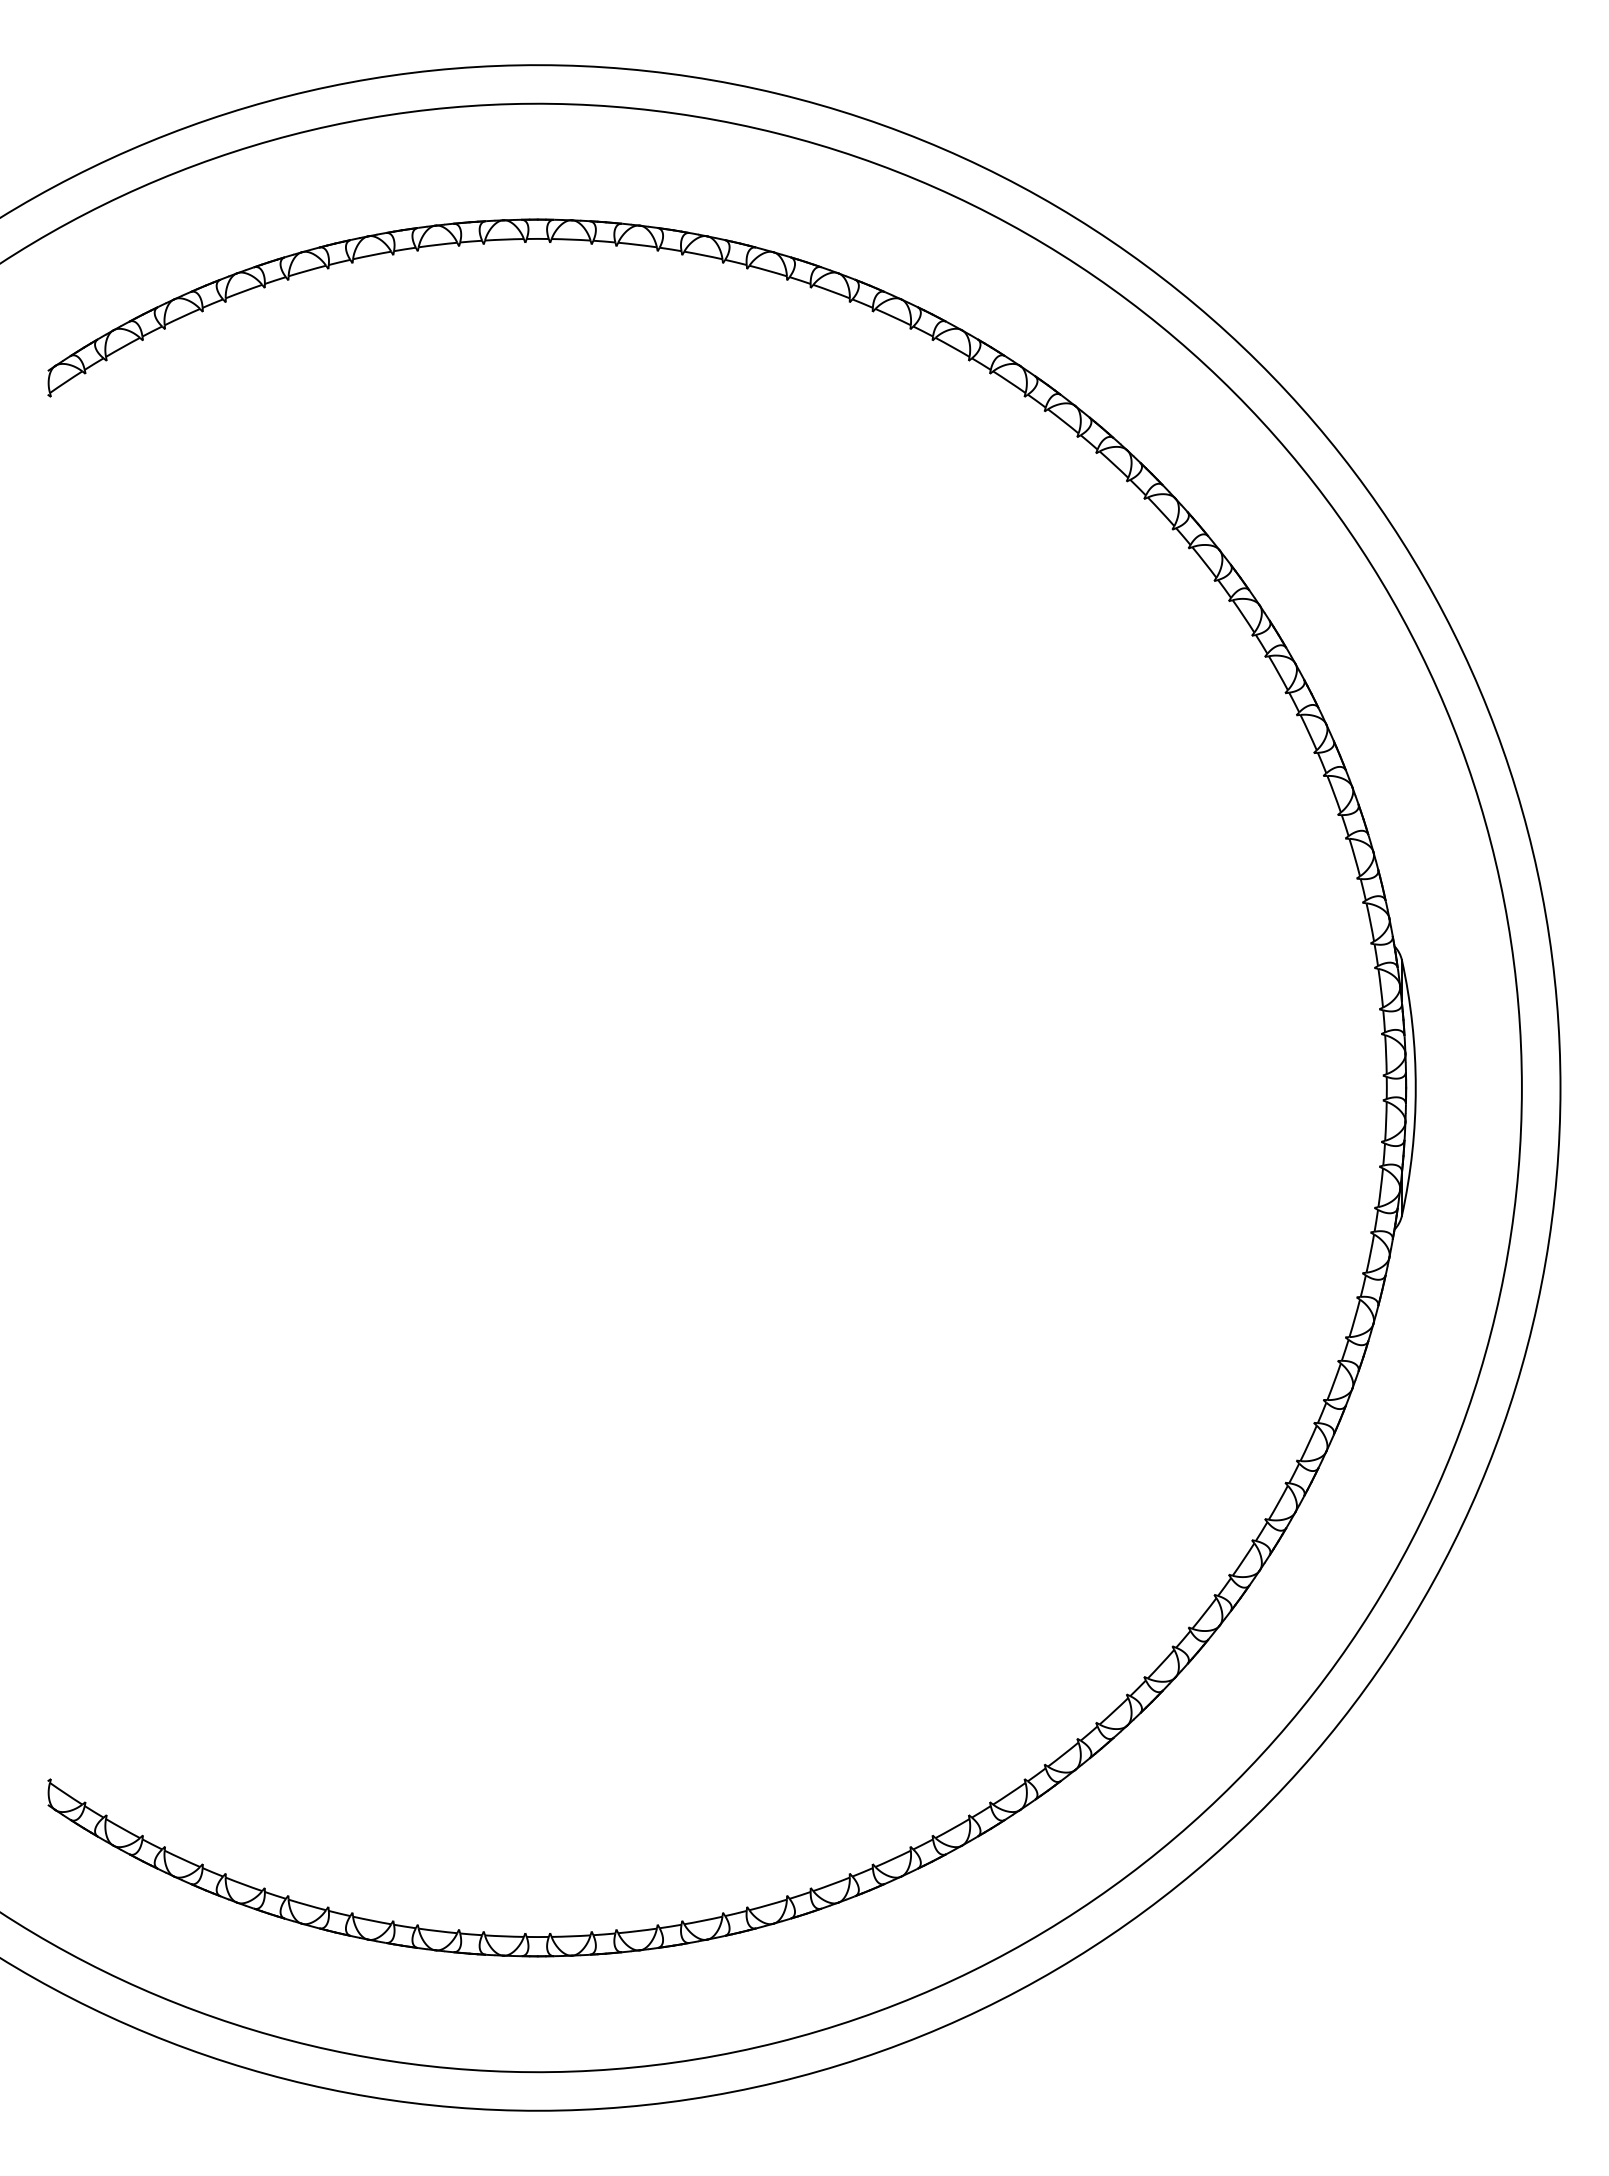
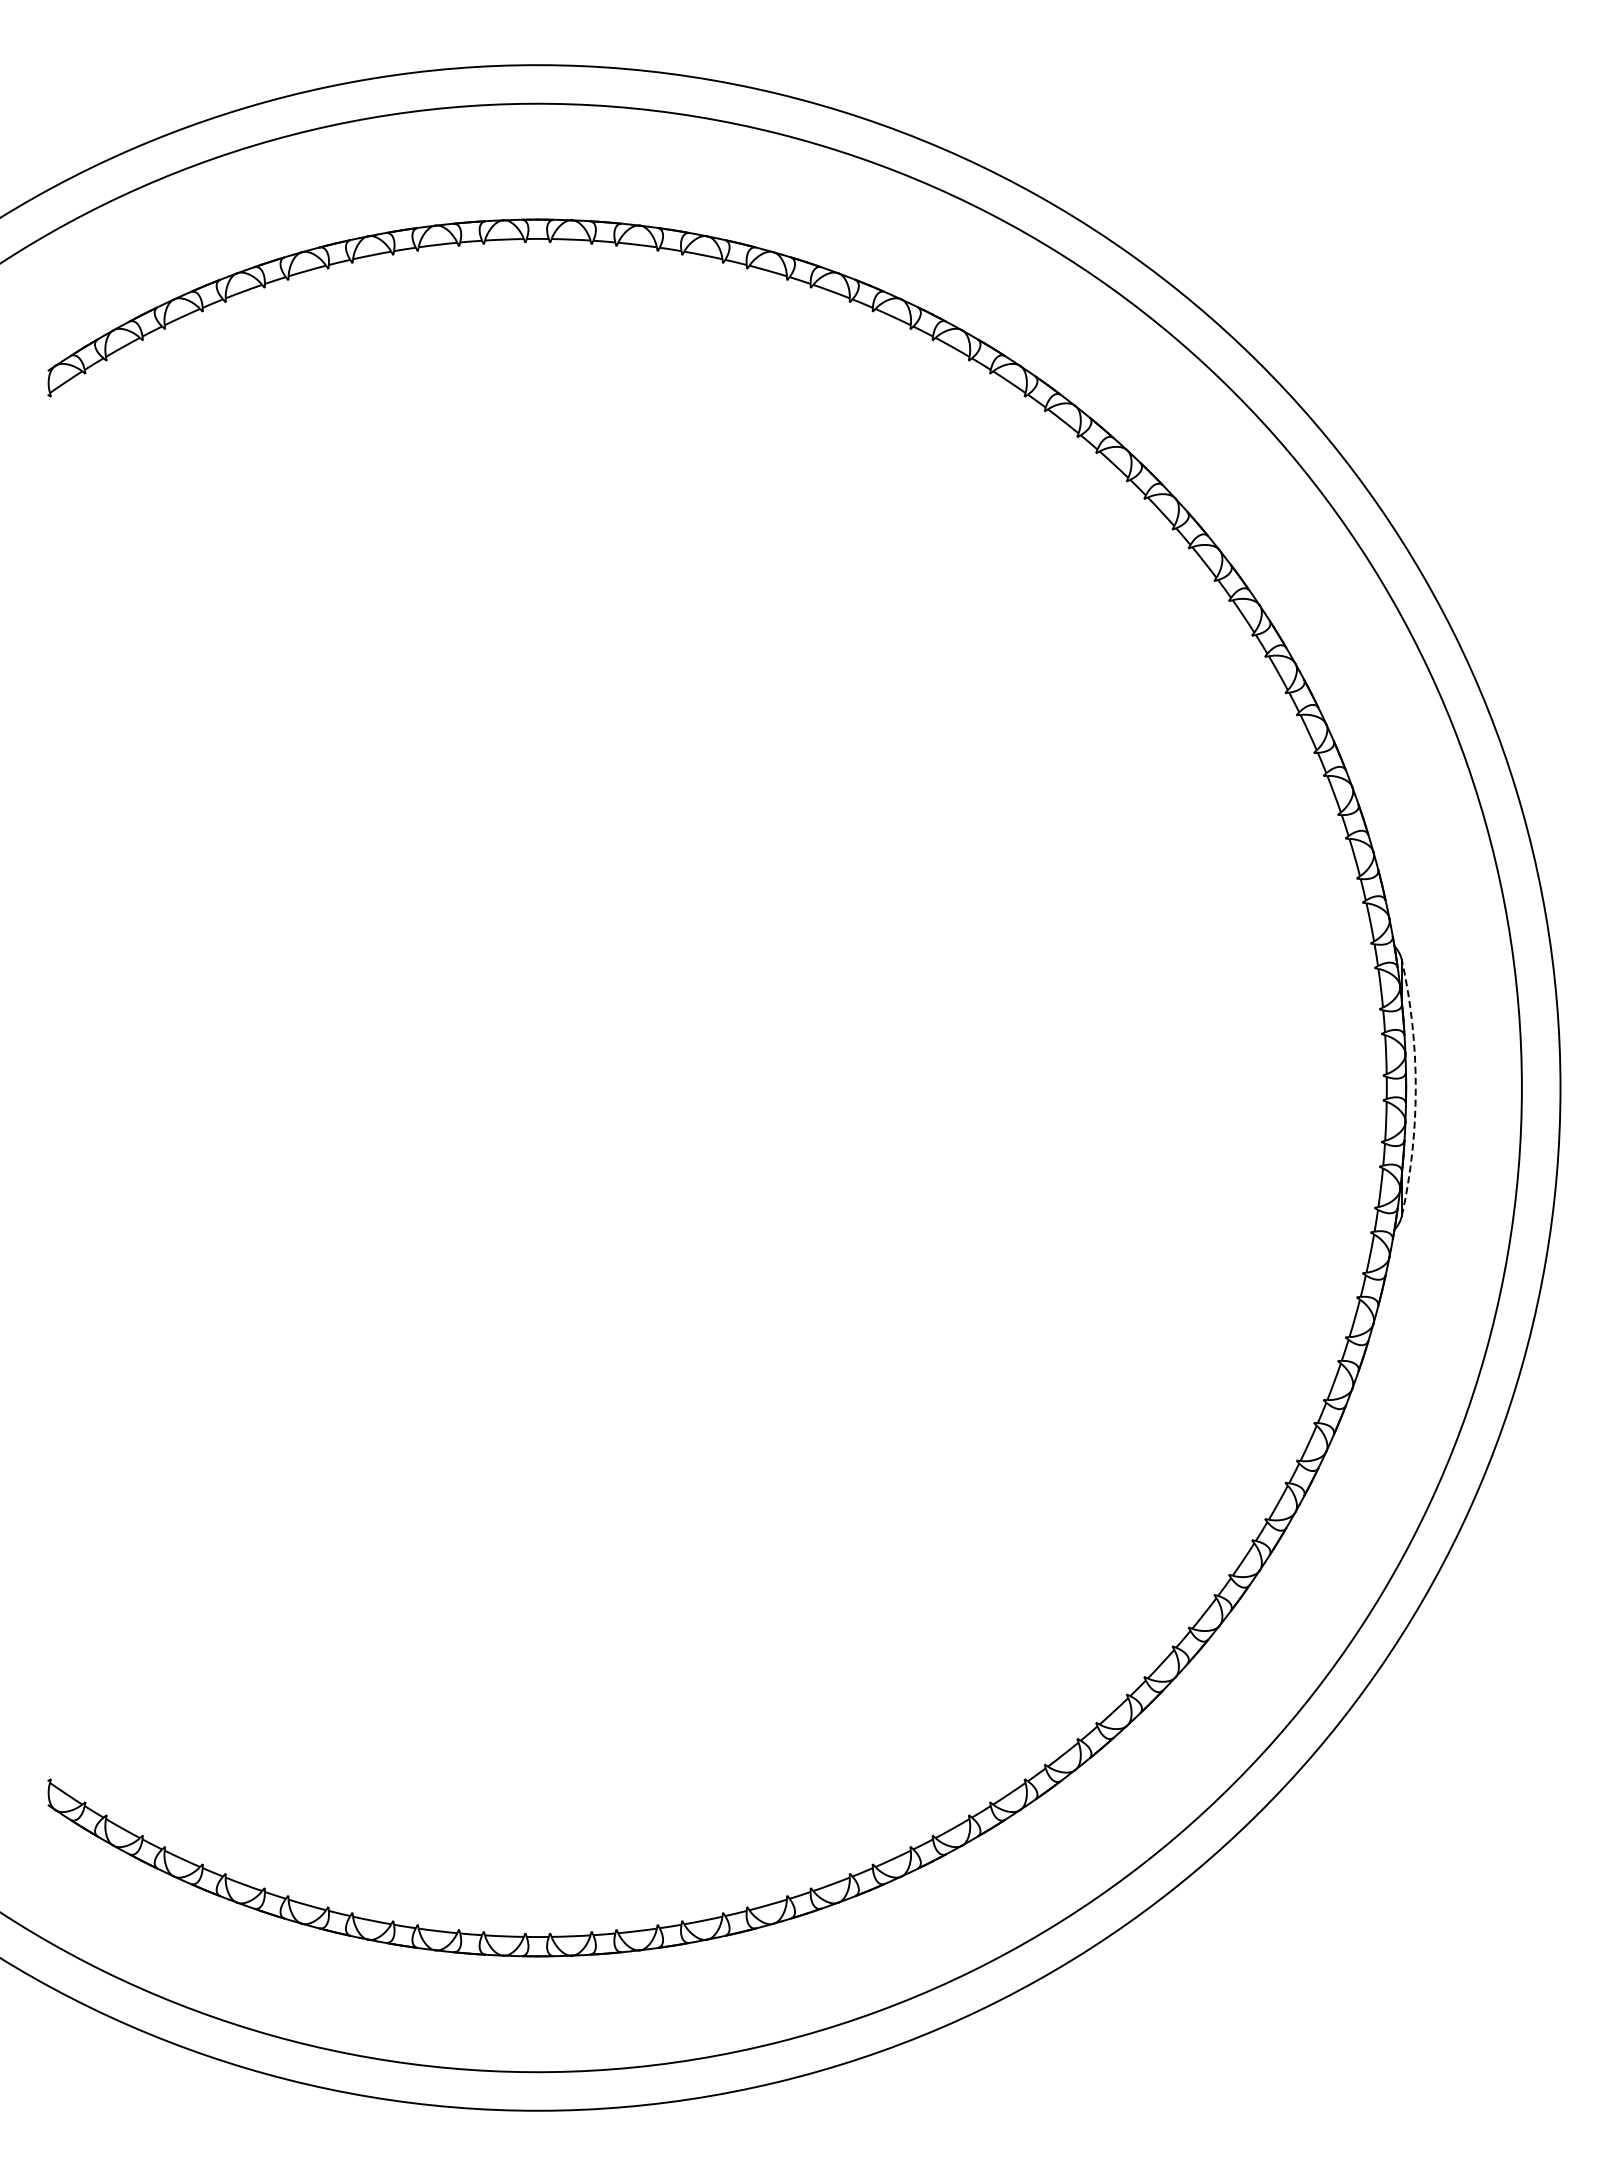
arc: solid -> dashed (1415, 1087)
